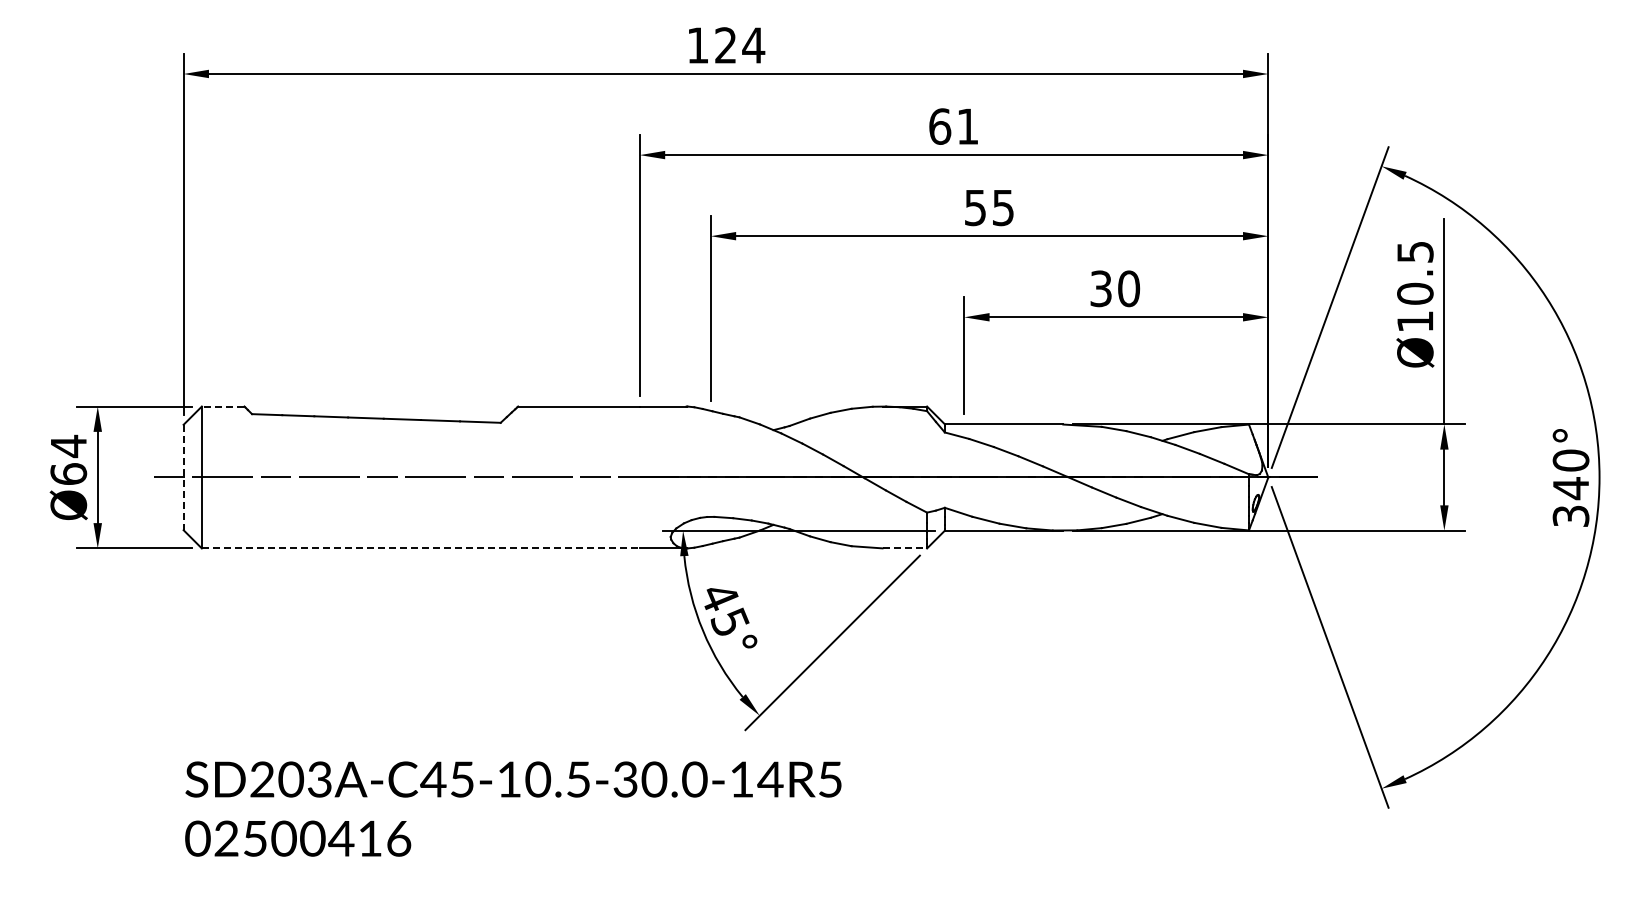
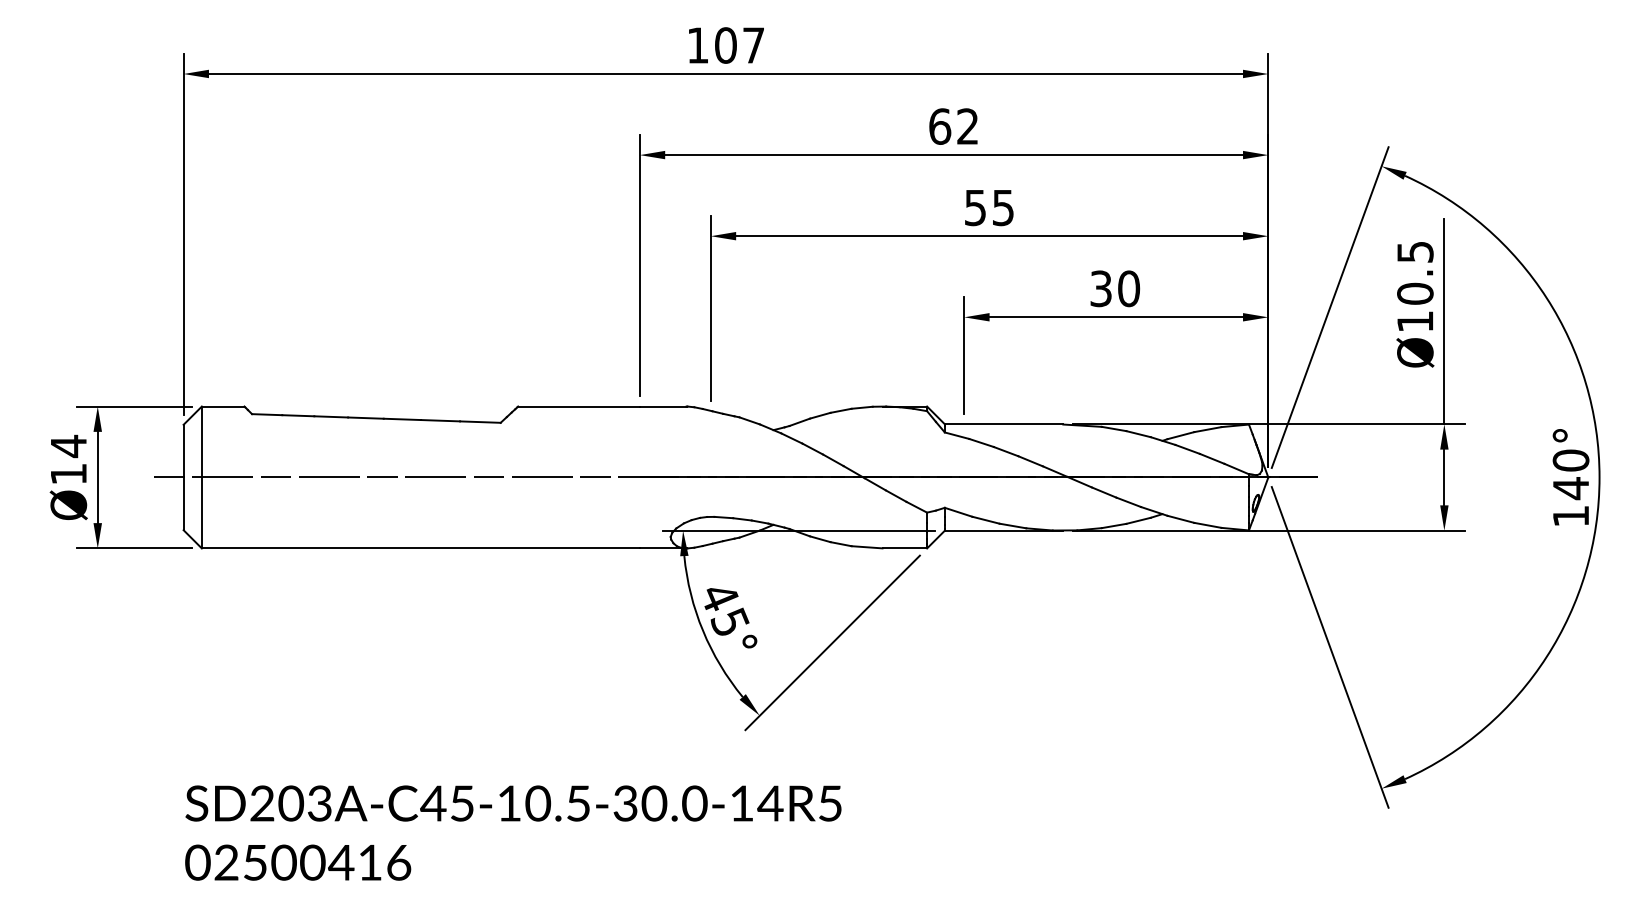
text: 124 -> 107 (740, 45)
text: 61 -> 62 (967, 126)
line: dashed -> solid (222, 406)
text: Ø64 -> Ø14 (68, 473)
line: dashed -> solid (183, 477)
text: 340° -> 140° (1570, 515)
line: dashed -> solid (420, 548)
line: dashed -> solid (905, 548)
text position: (513, 808) -> (513, 832) (513, 832)
